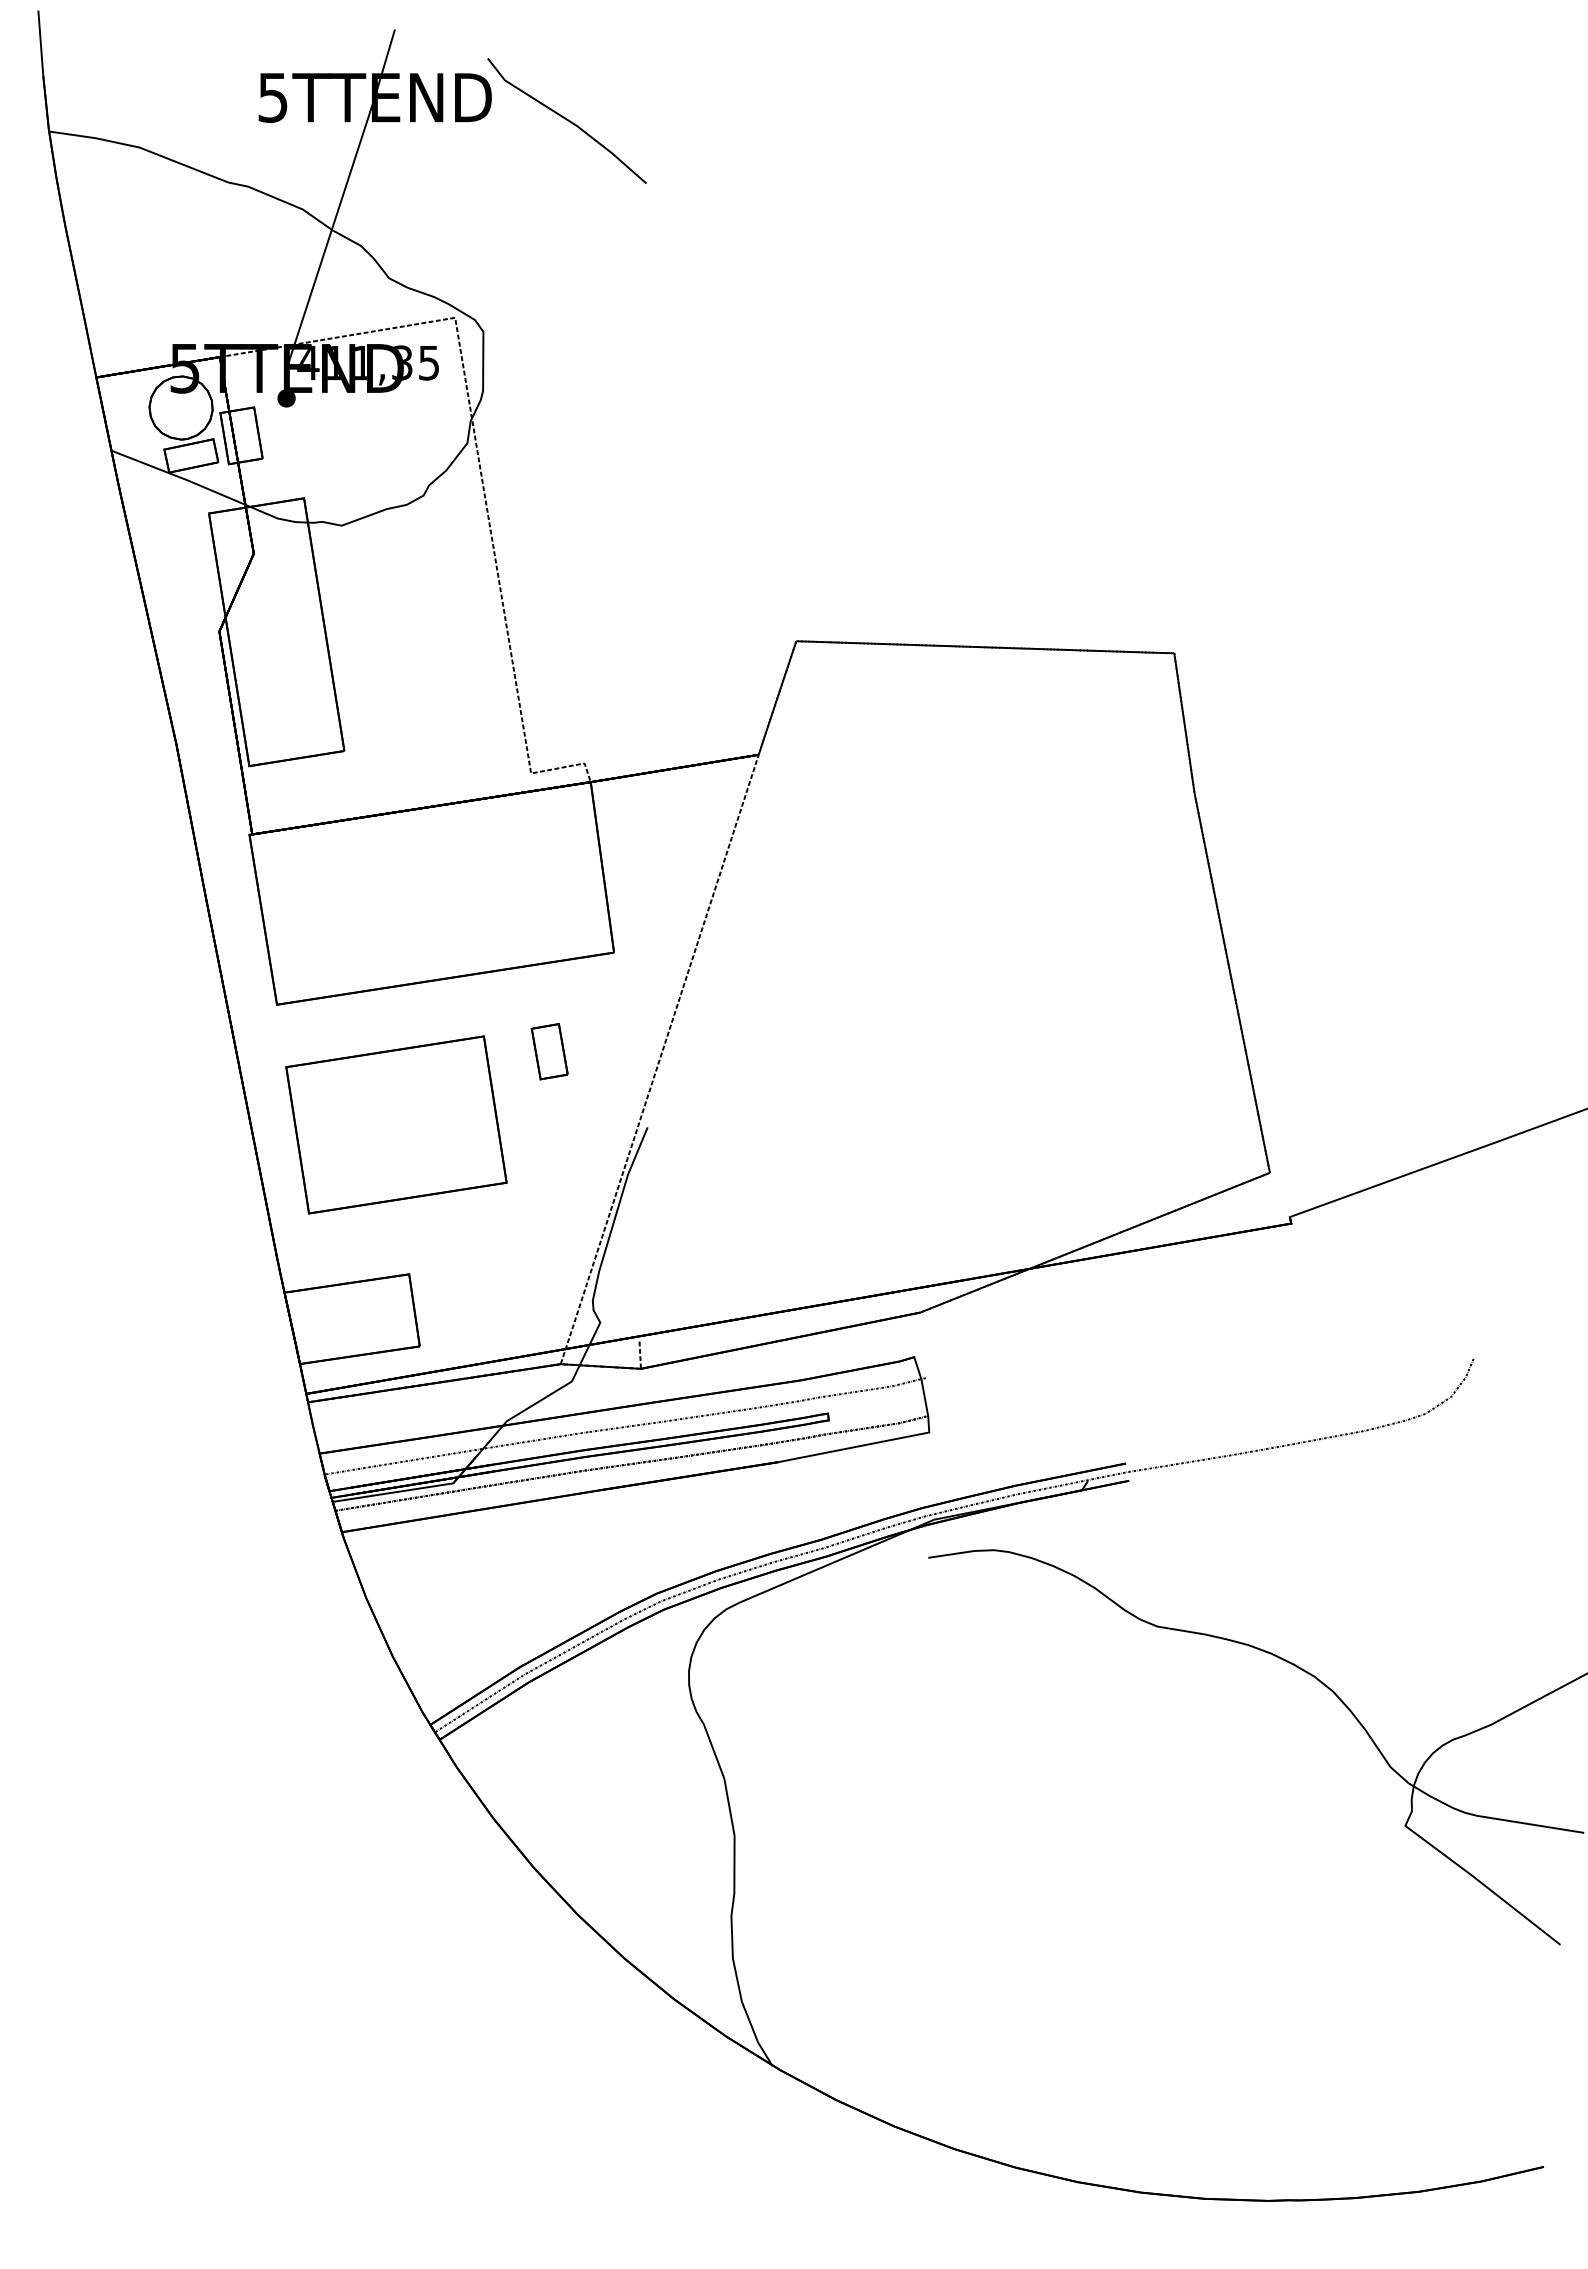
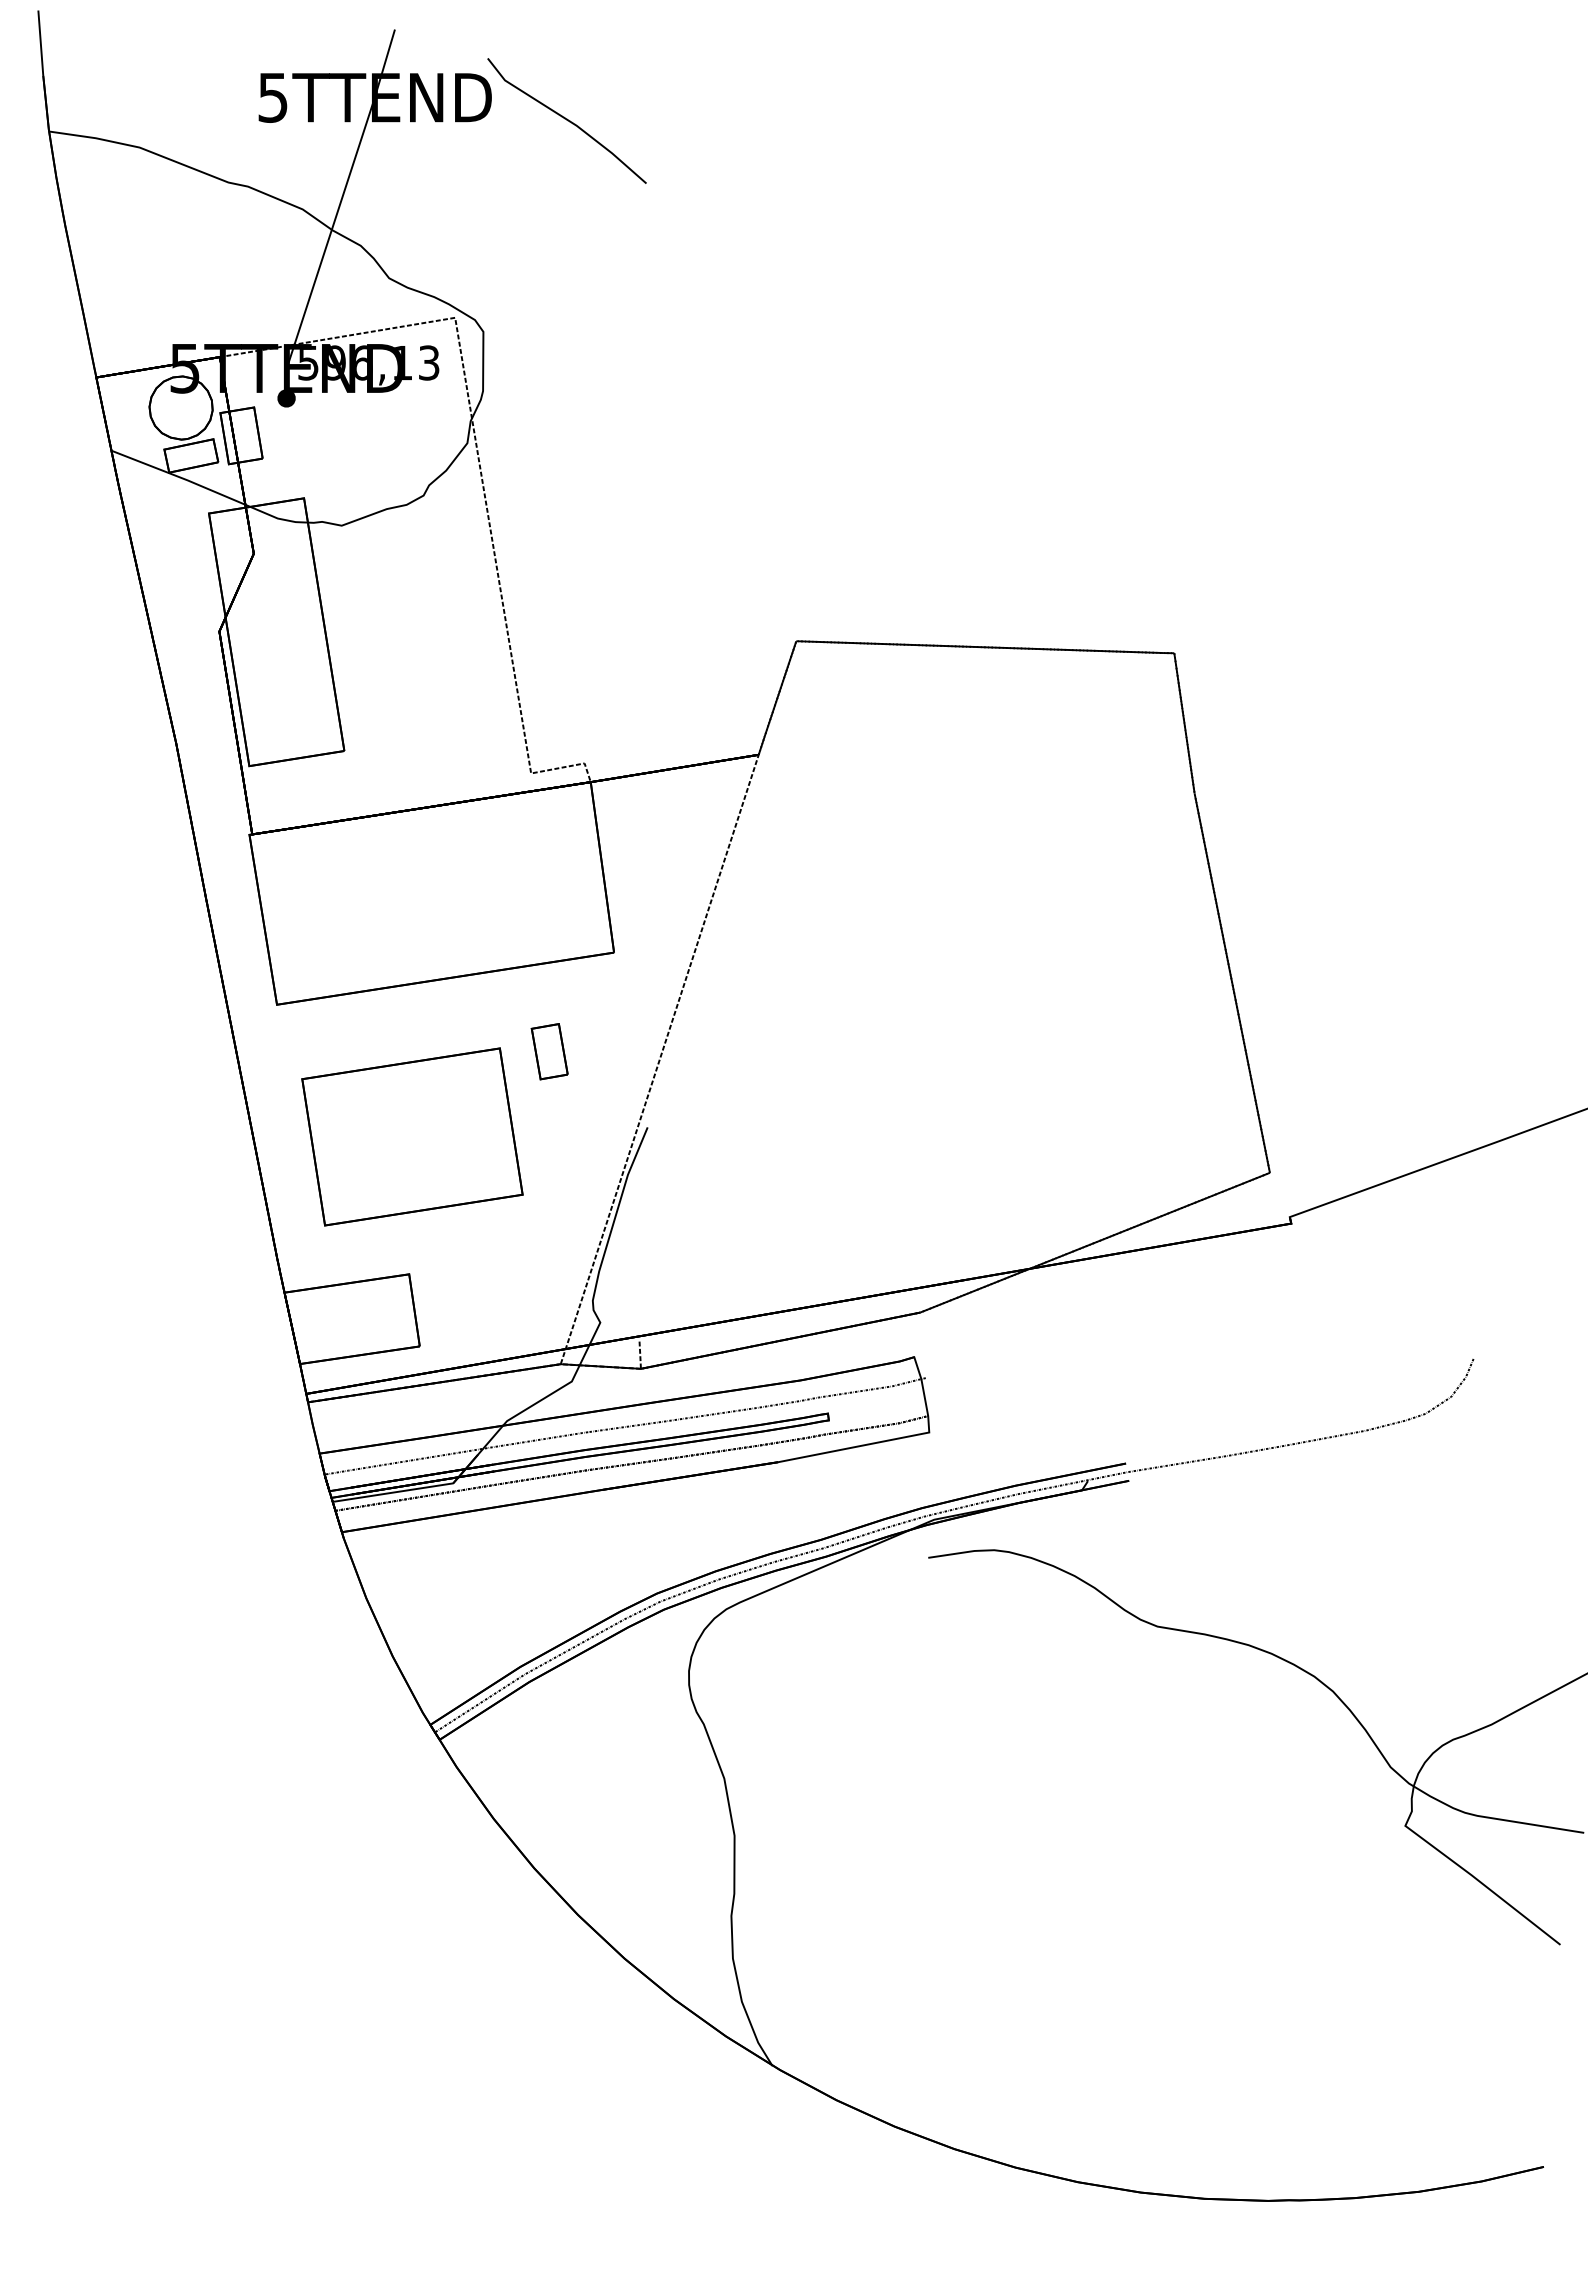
text: 411,35 -> 596,13 (368, 362)
part position: (396, 1124) -> (412, 1136) (412, 1136)
